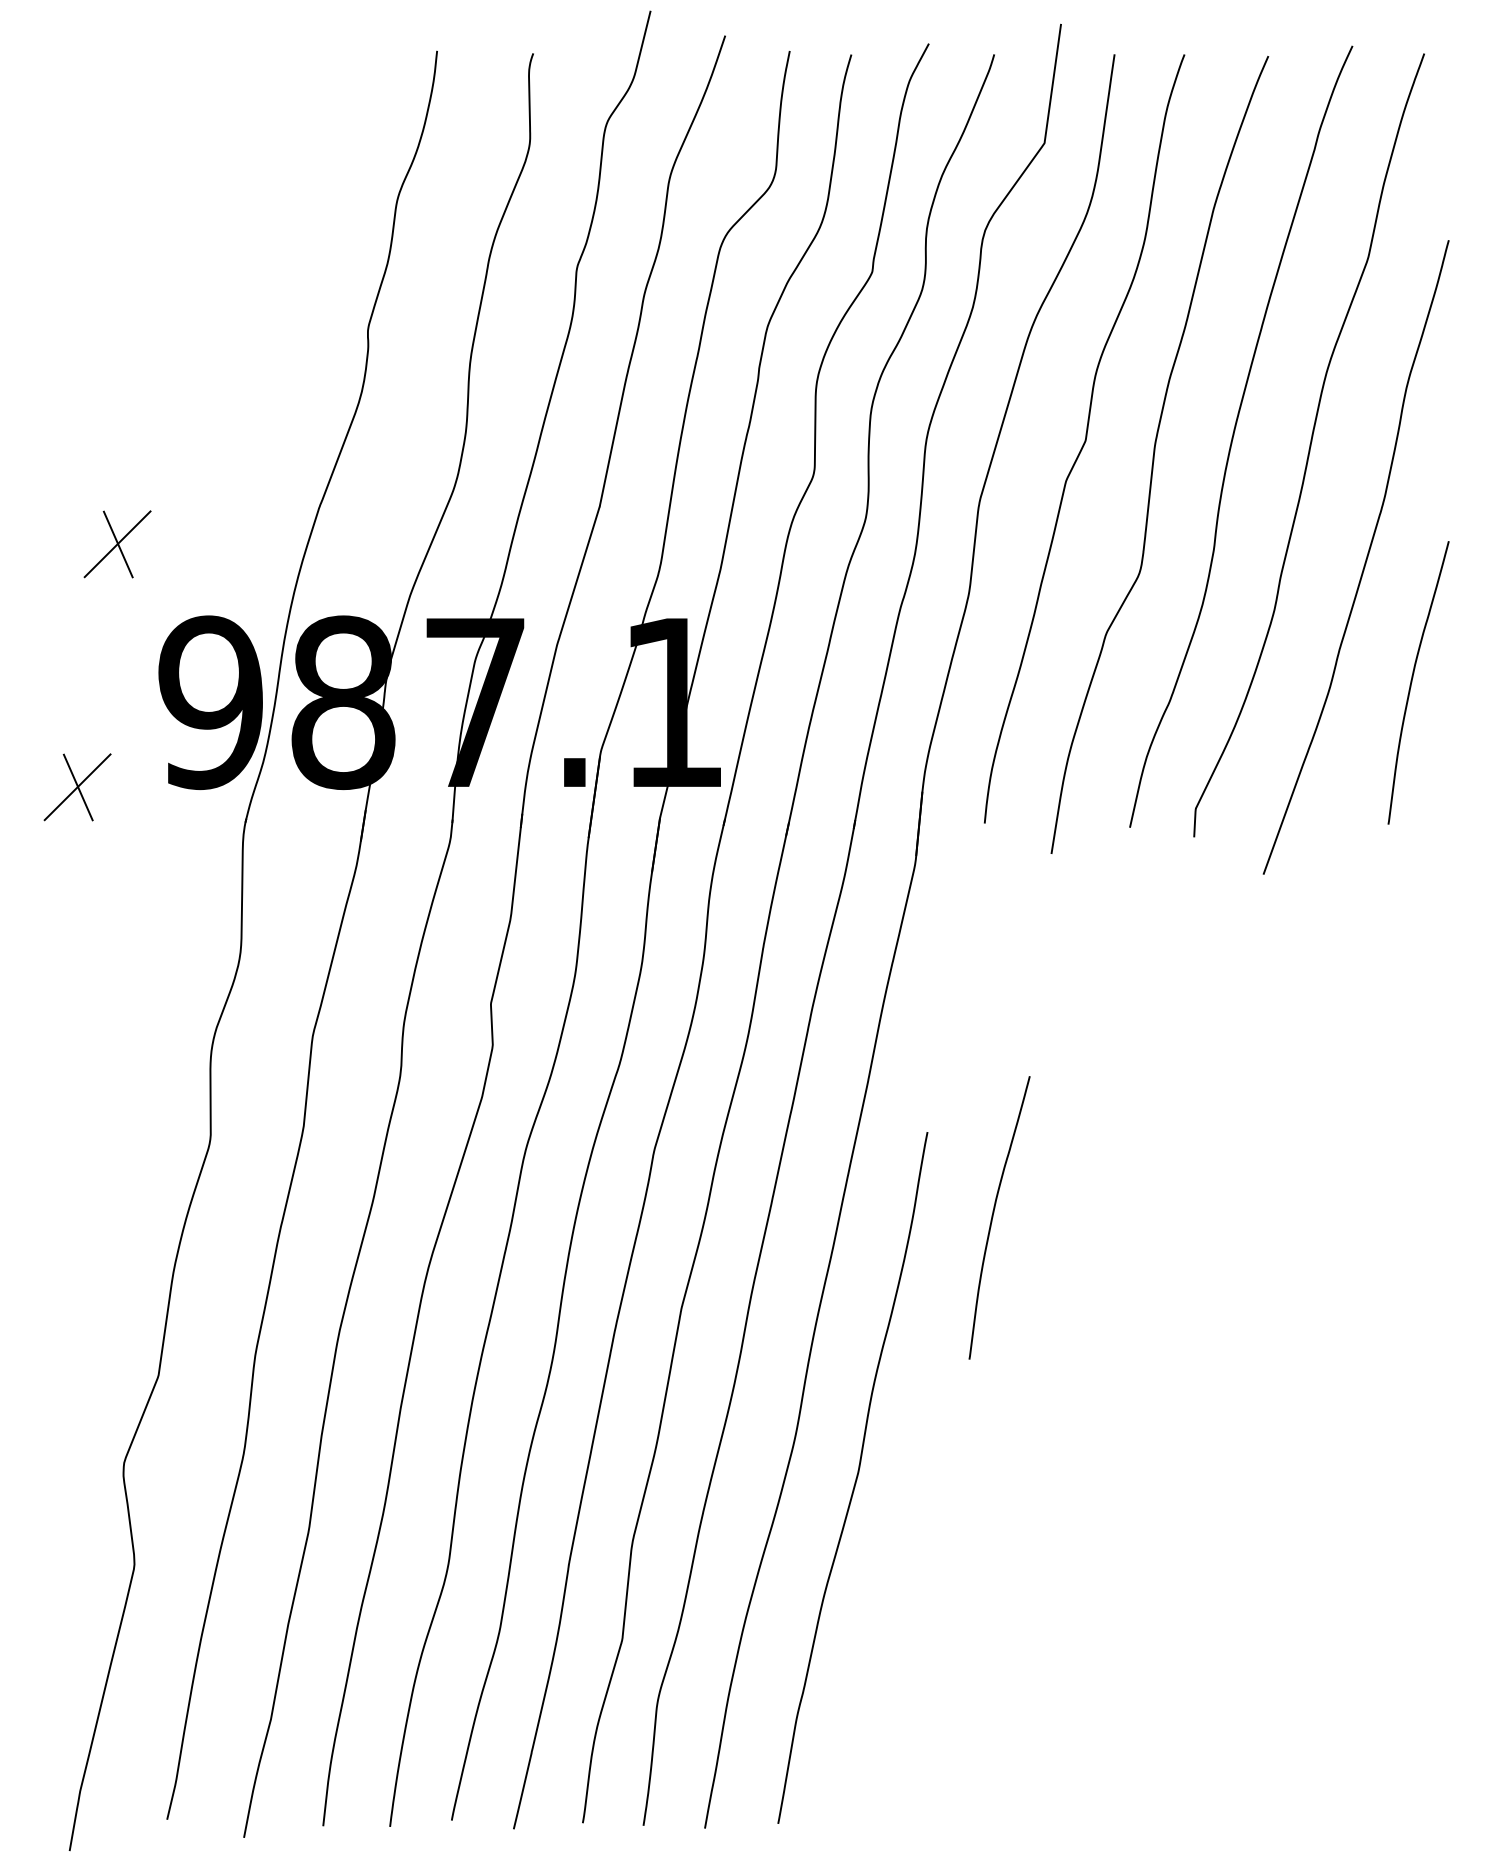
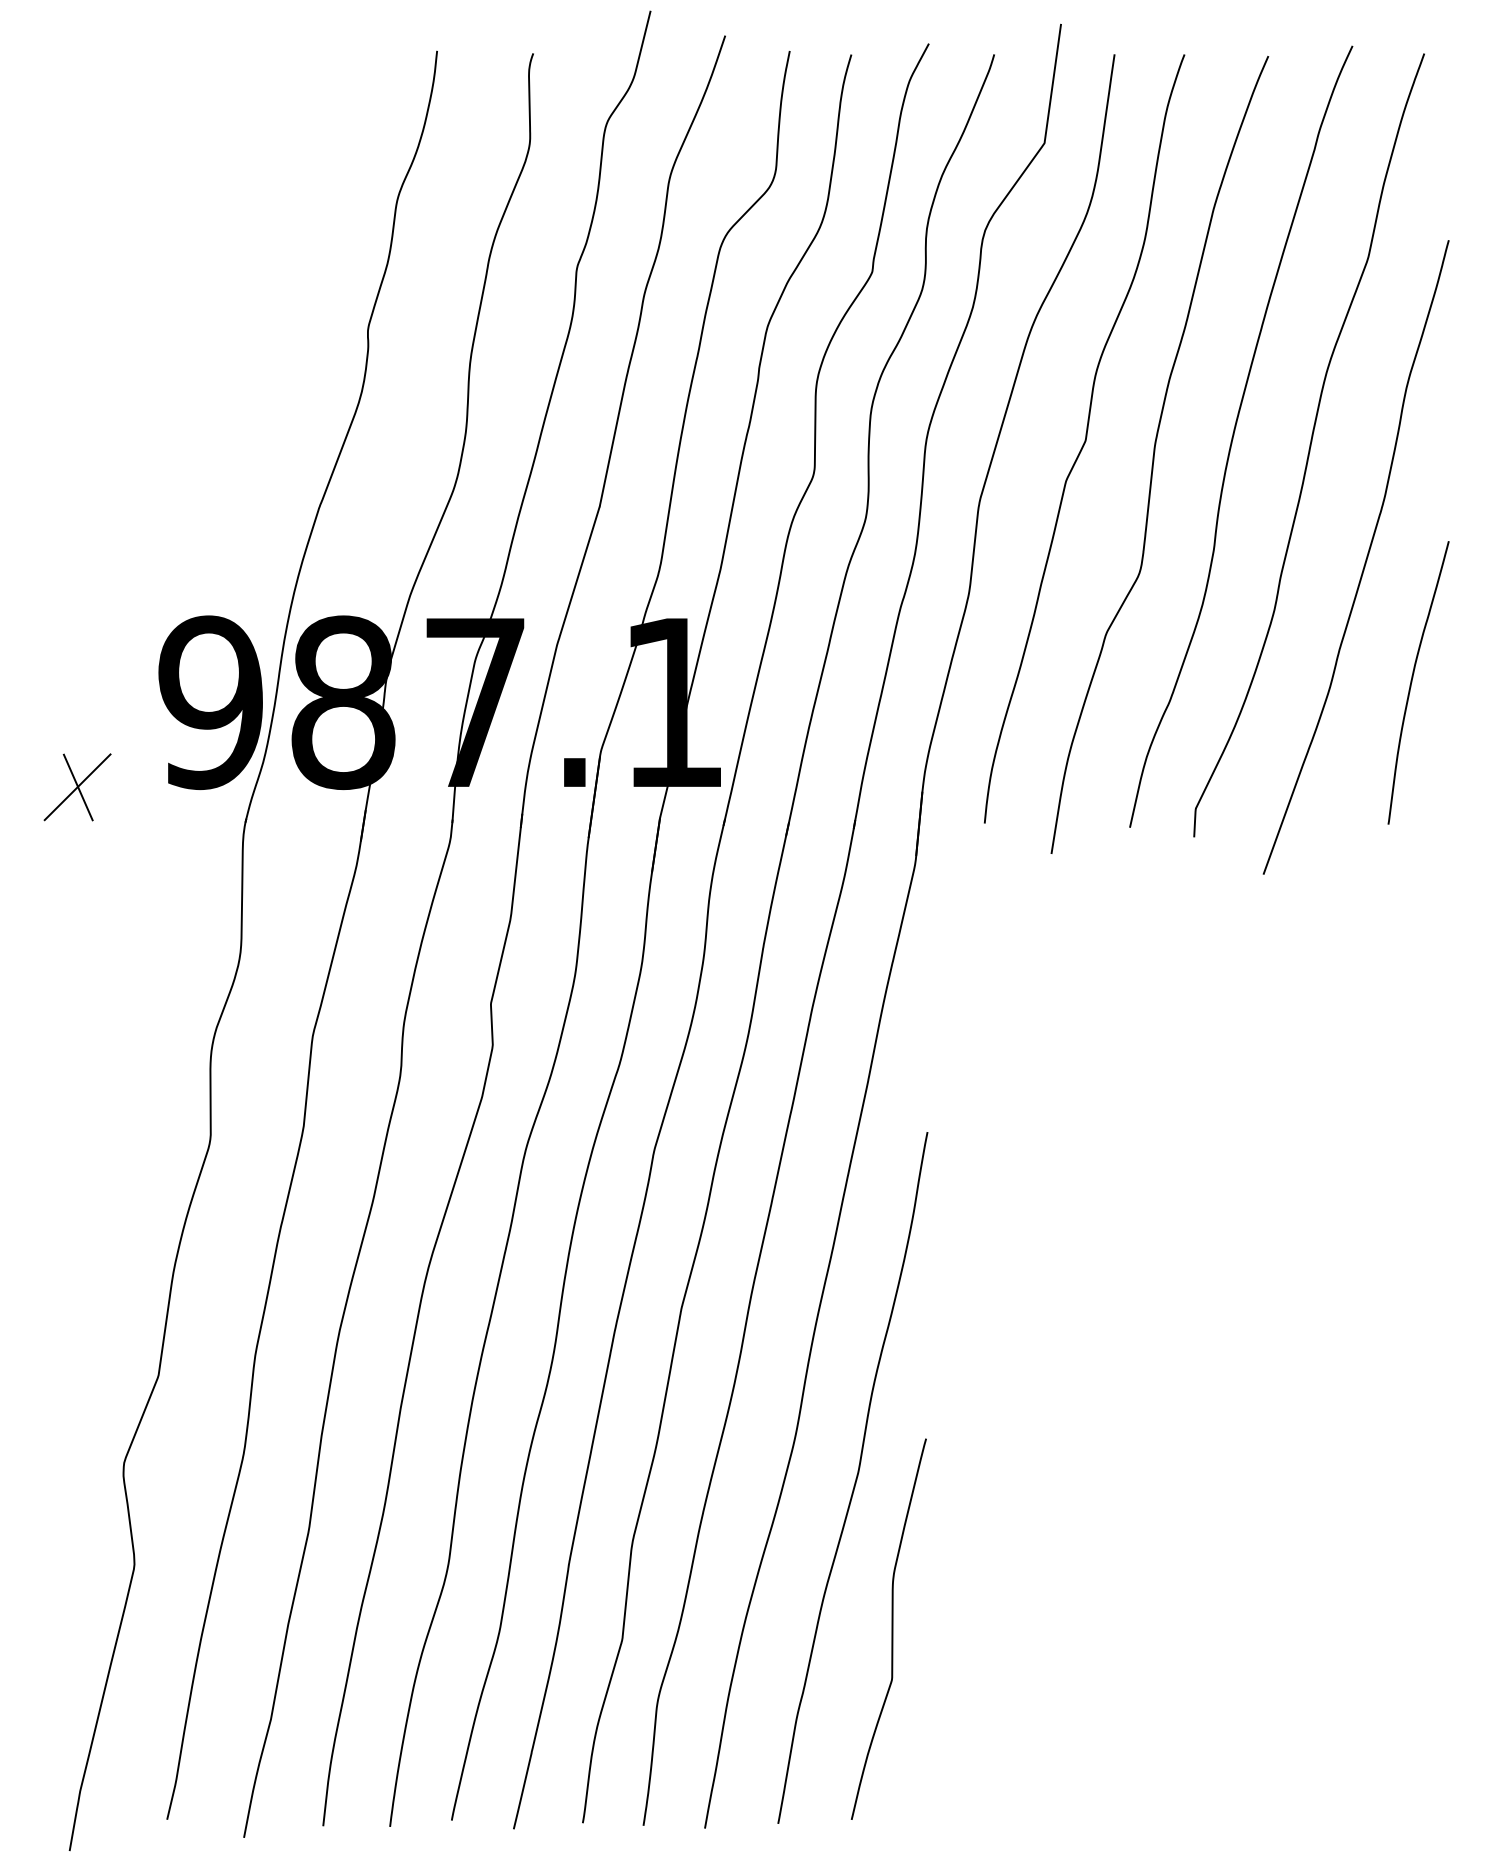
part: present -> none (117, 544)
curve: present -> none (993, 1217)
curve: none -> present (891, 1628)
